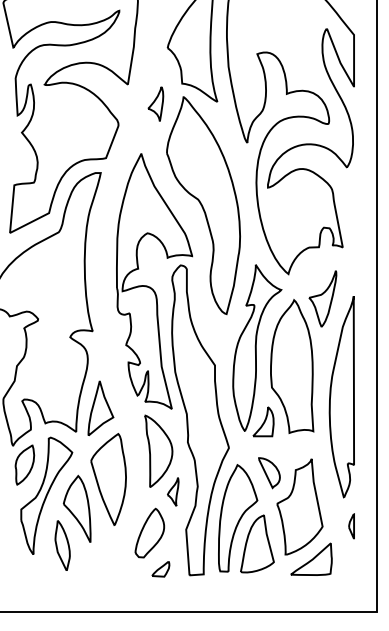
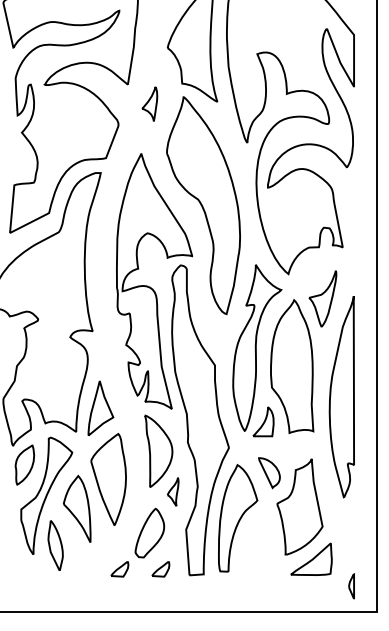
part position: (155, 103) -> (149, 103) (149, 103)
part position: (351, 526) -> (351, 586) (351, 586)
part: present -> none (257, 543)
part position: (62, 545) -> (55, 545) (55, 545)
part: none -> present (119, 569)
